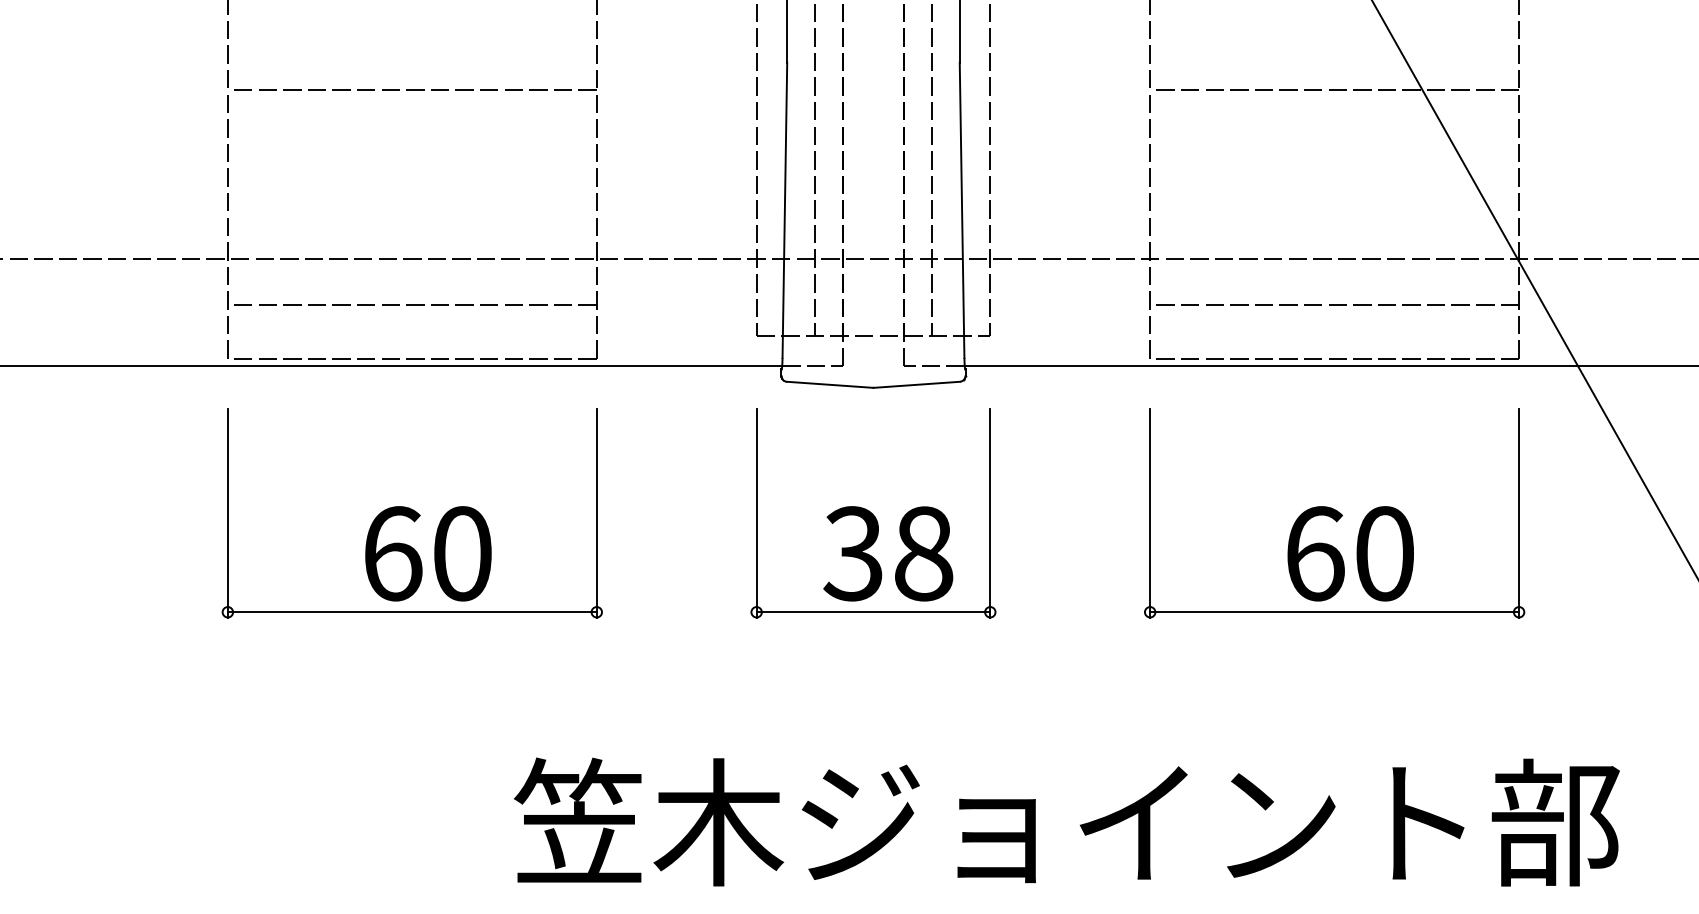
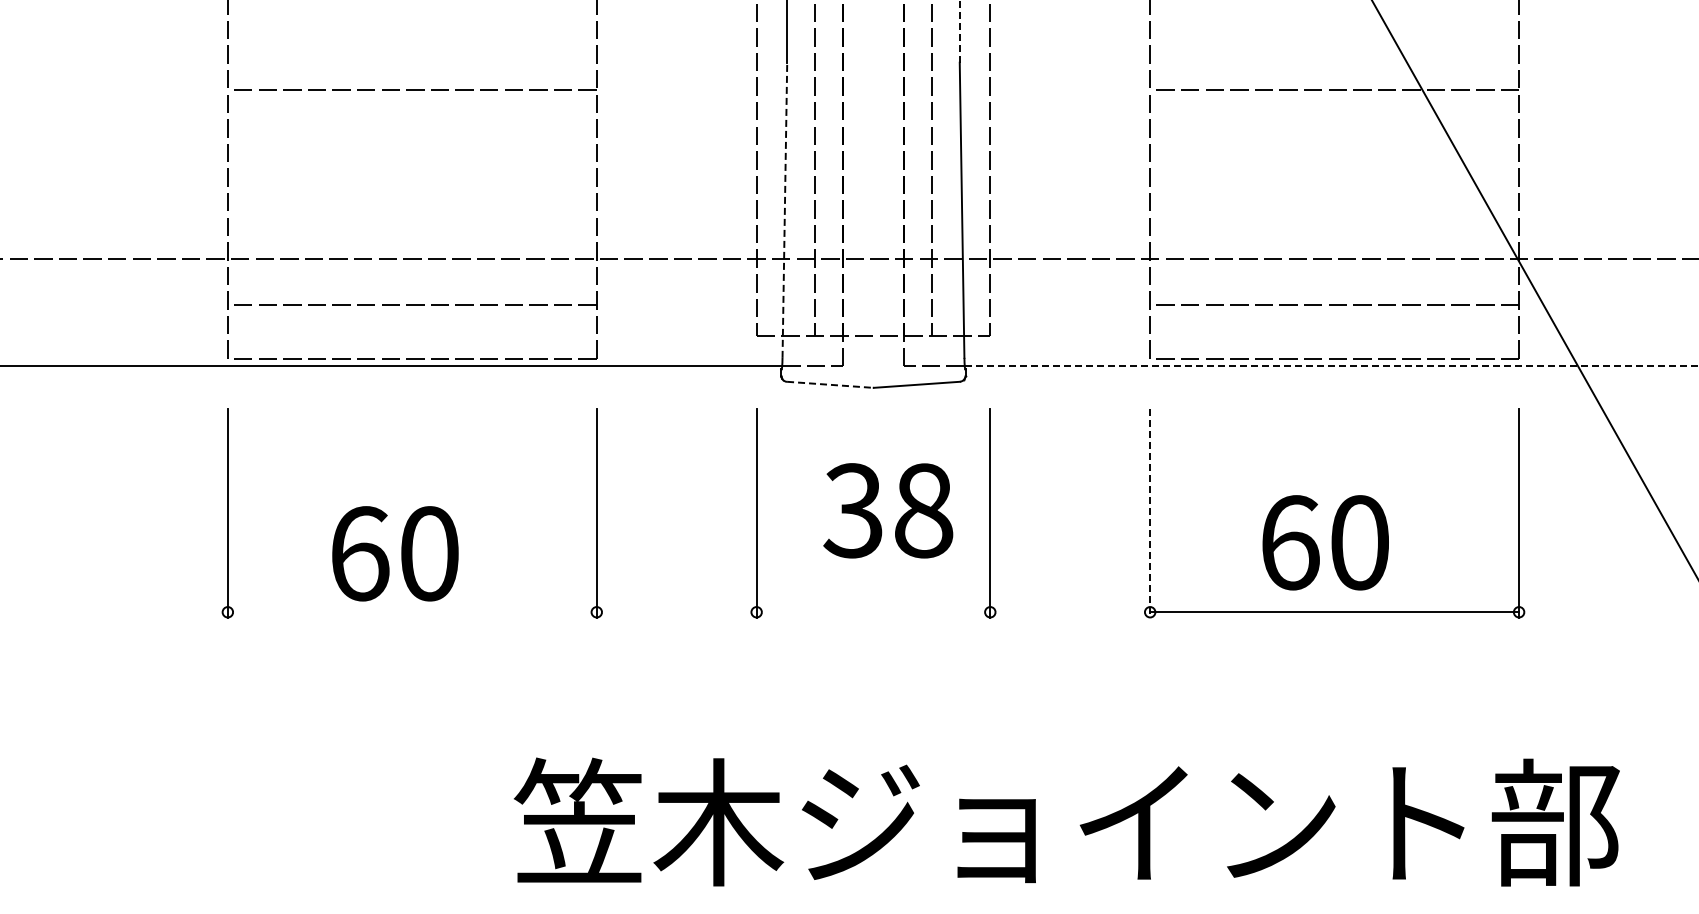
line: solid -> dashed (959, 31)
line: solid -> dashed (784, 210)
line: solid -> dashed (1331, 366)
line: solid -> dashed (829, 384)
line: solid -> dashed (1150, 513)
text position: (428, 553) -> (395, 553) (395, 553)
text position: (888, 553) -> (888, 510) (888, 510)
text position: (1350, 553) -> (1325, 542) (1325, 542)
line: present -> none (411, 612)
line: present -> none (873, 612)
